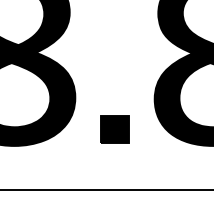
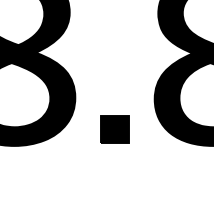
line: present -> none (106, 190)
